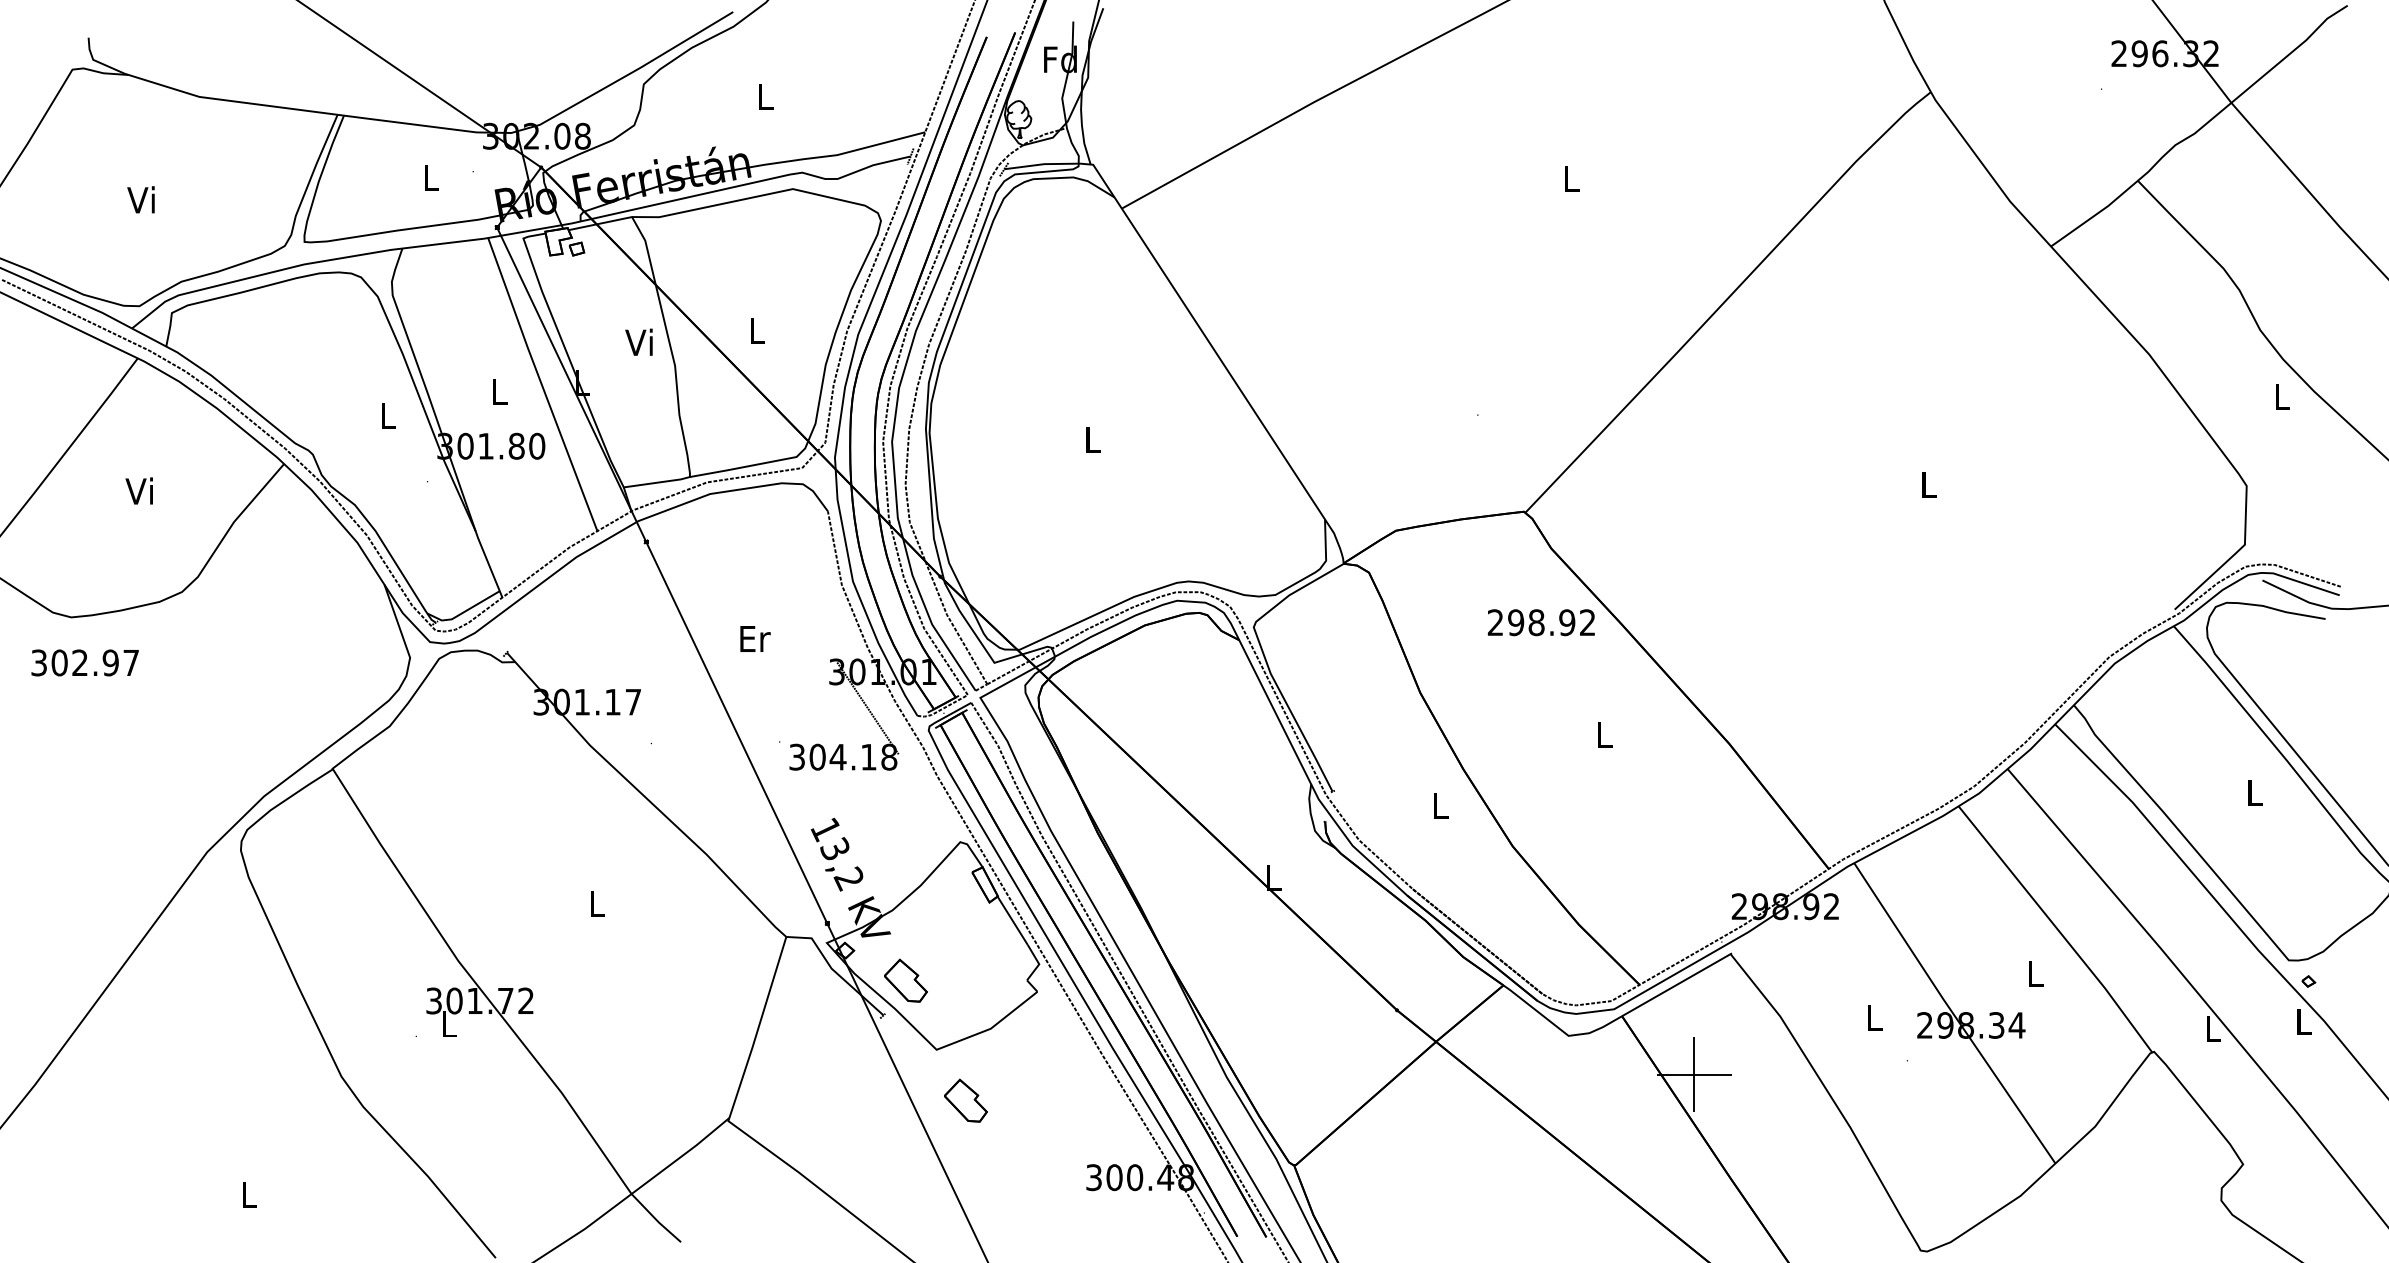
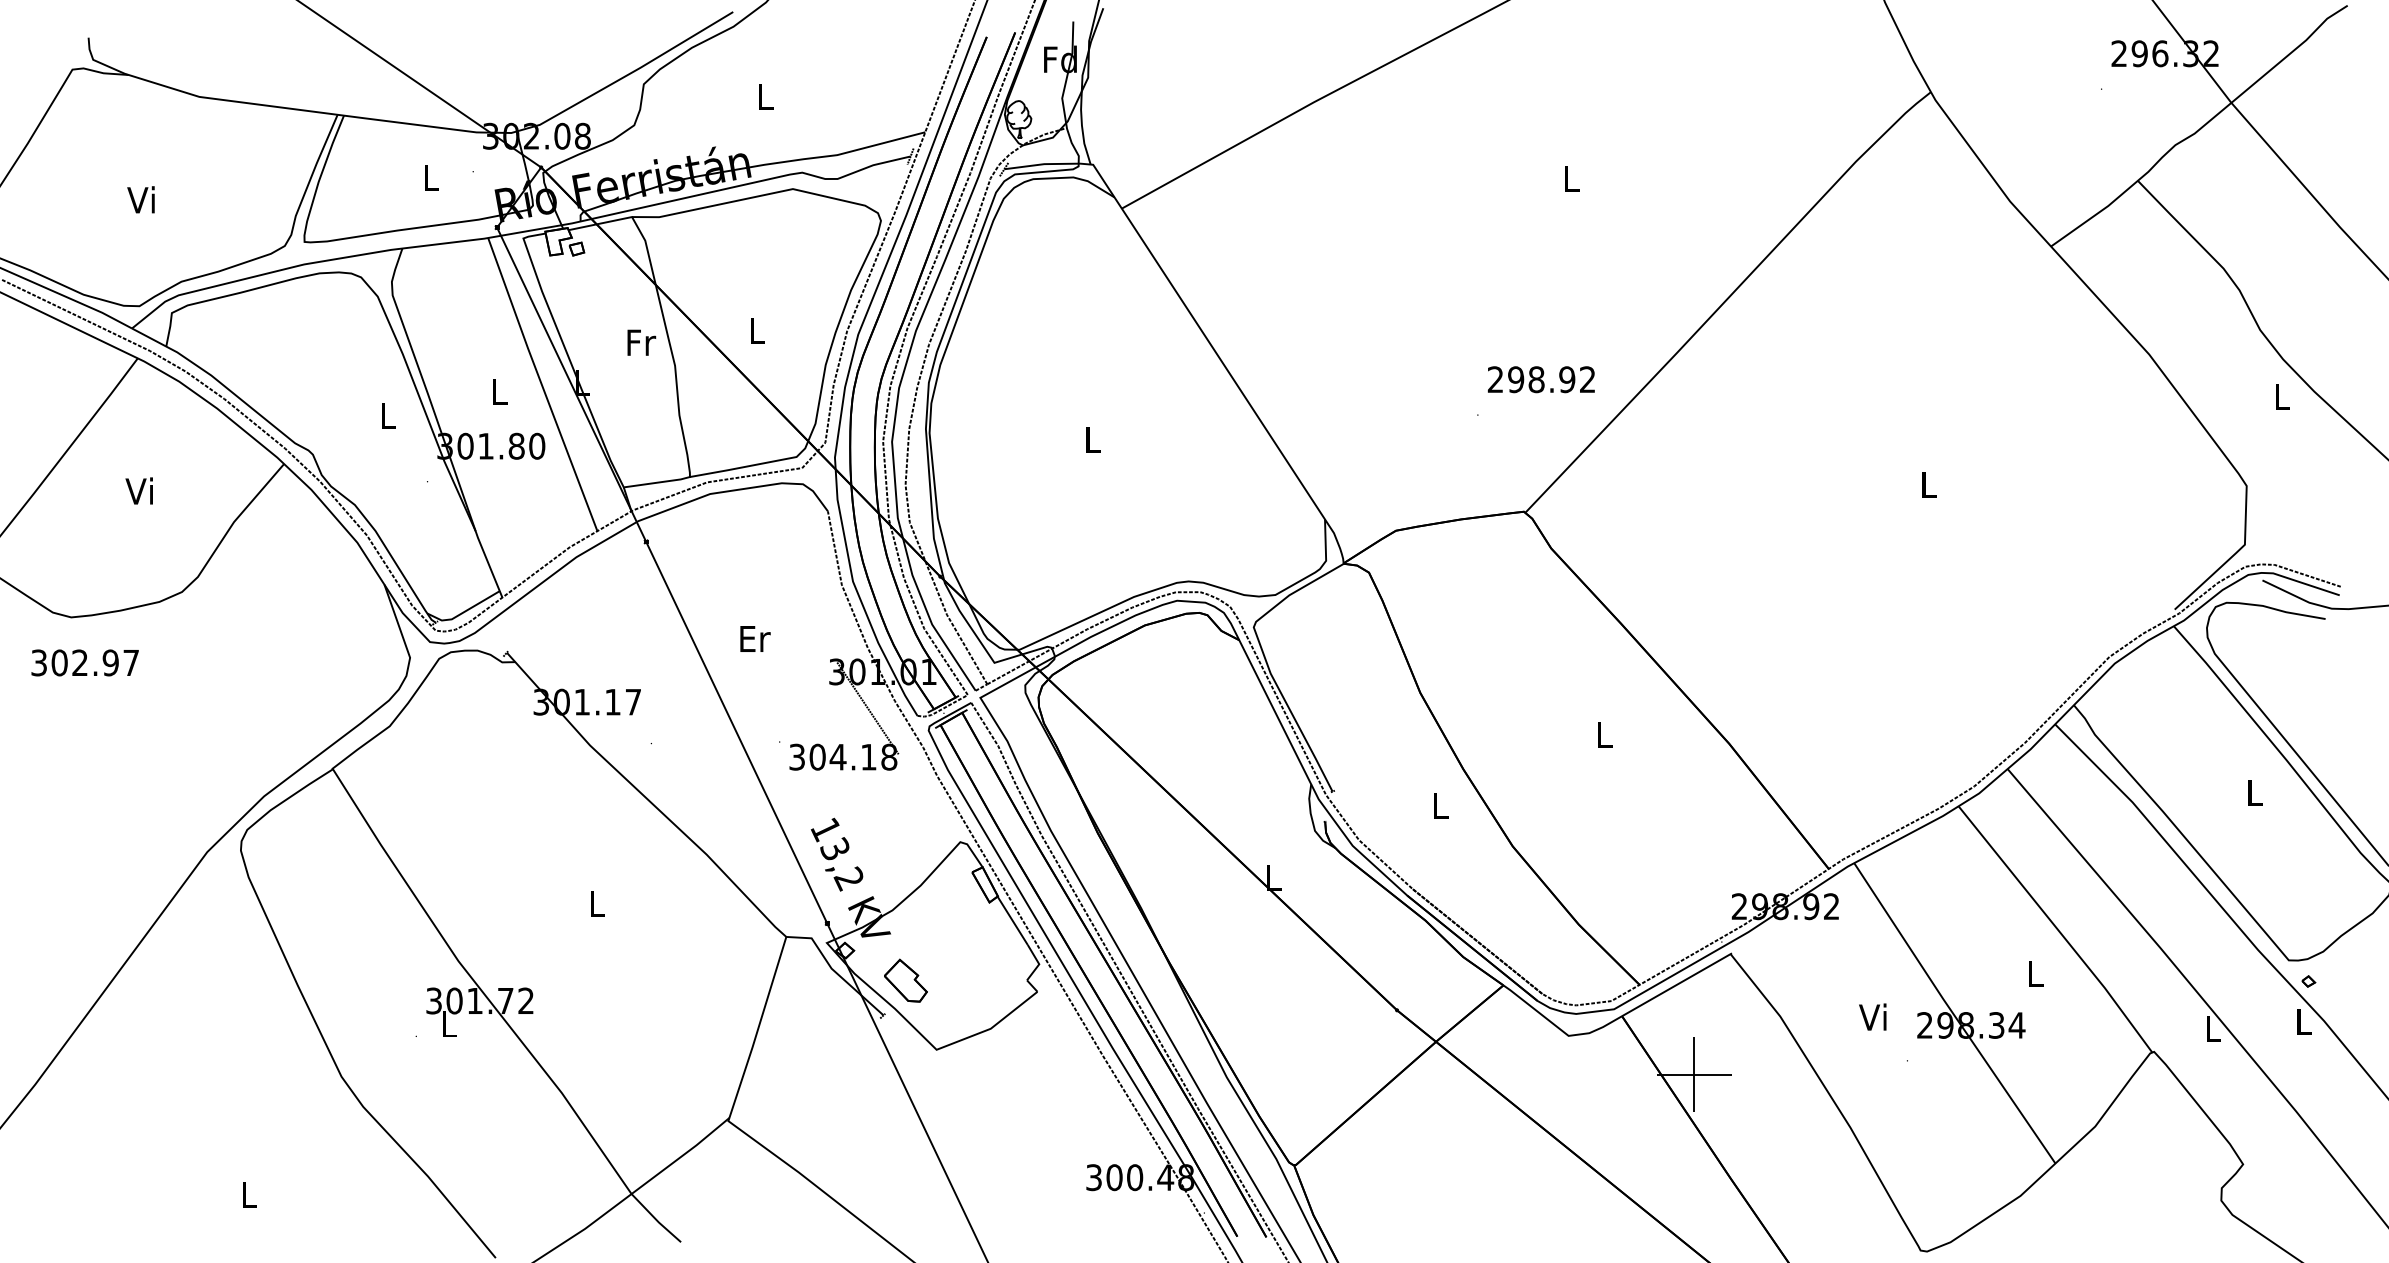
text: Vi -> Fr (640, 341)
text position: (1540, 622) -> (1540, 379) (1540, 379)
text: L -> Vi (1872, 1016)
part: present -> none (965, 1100)
